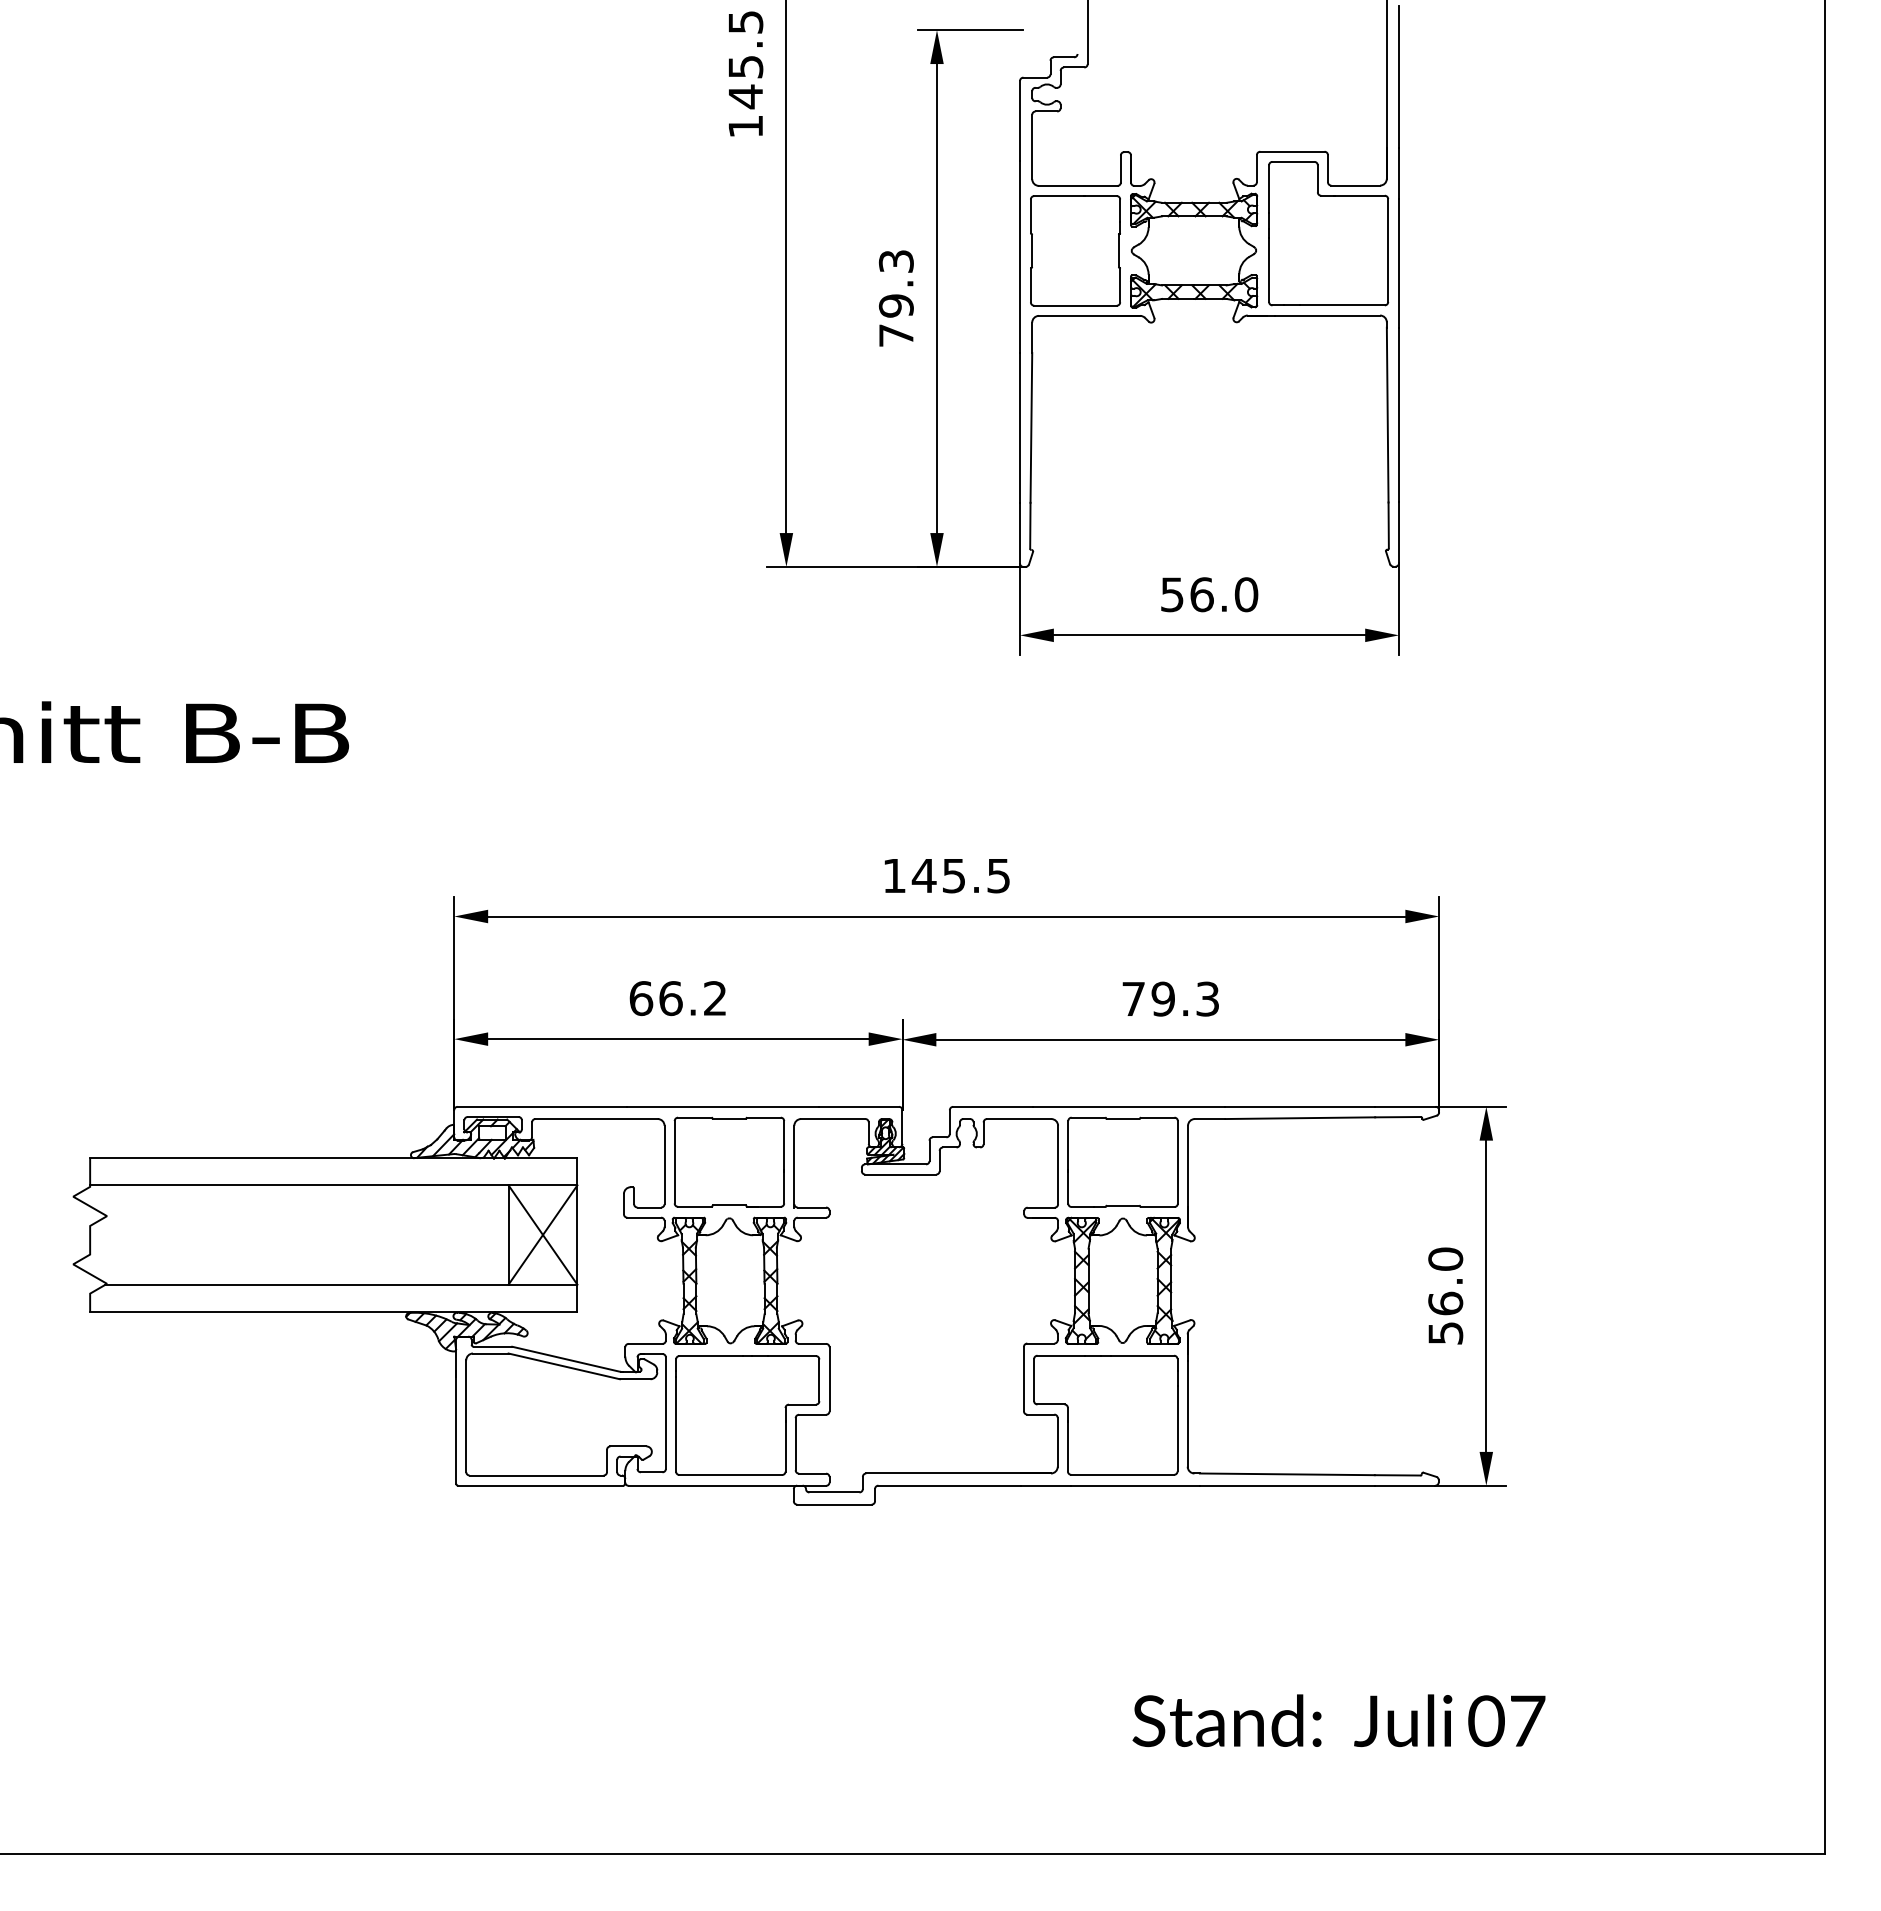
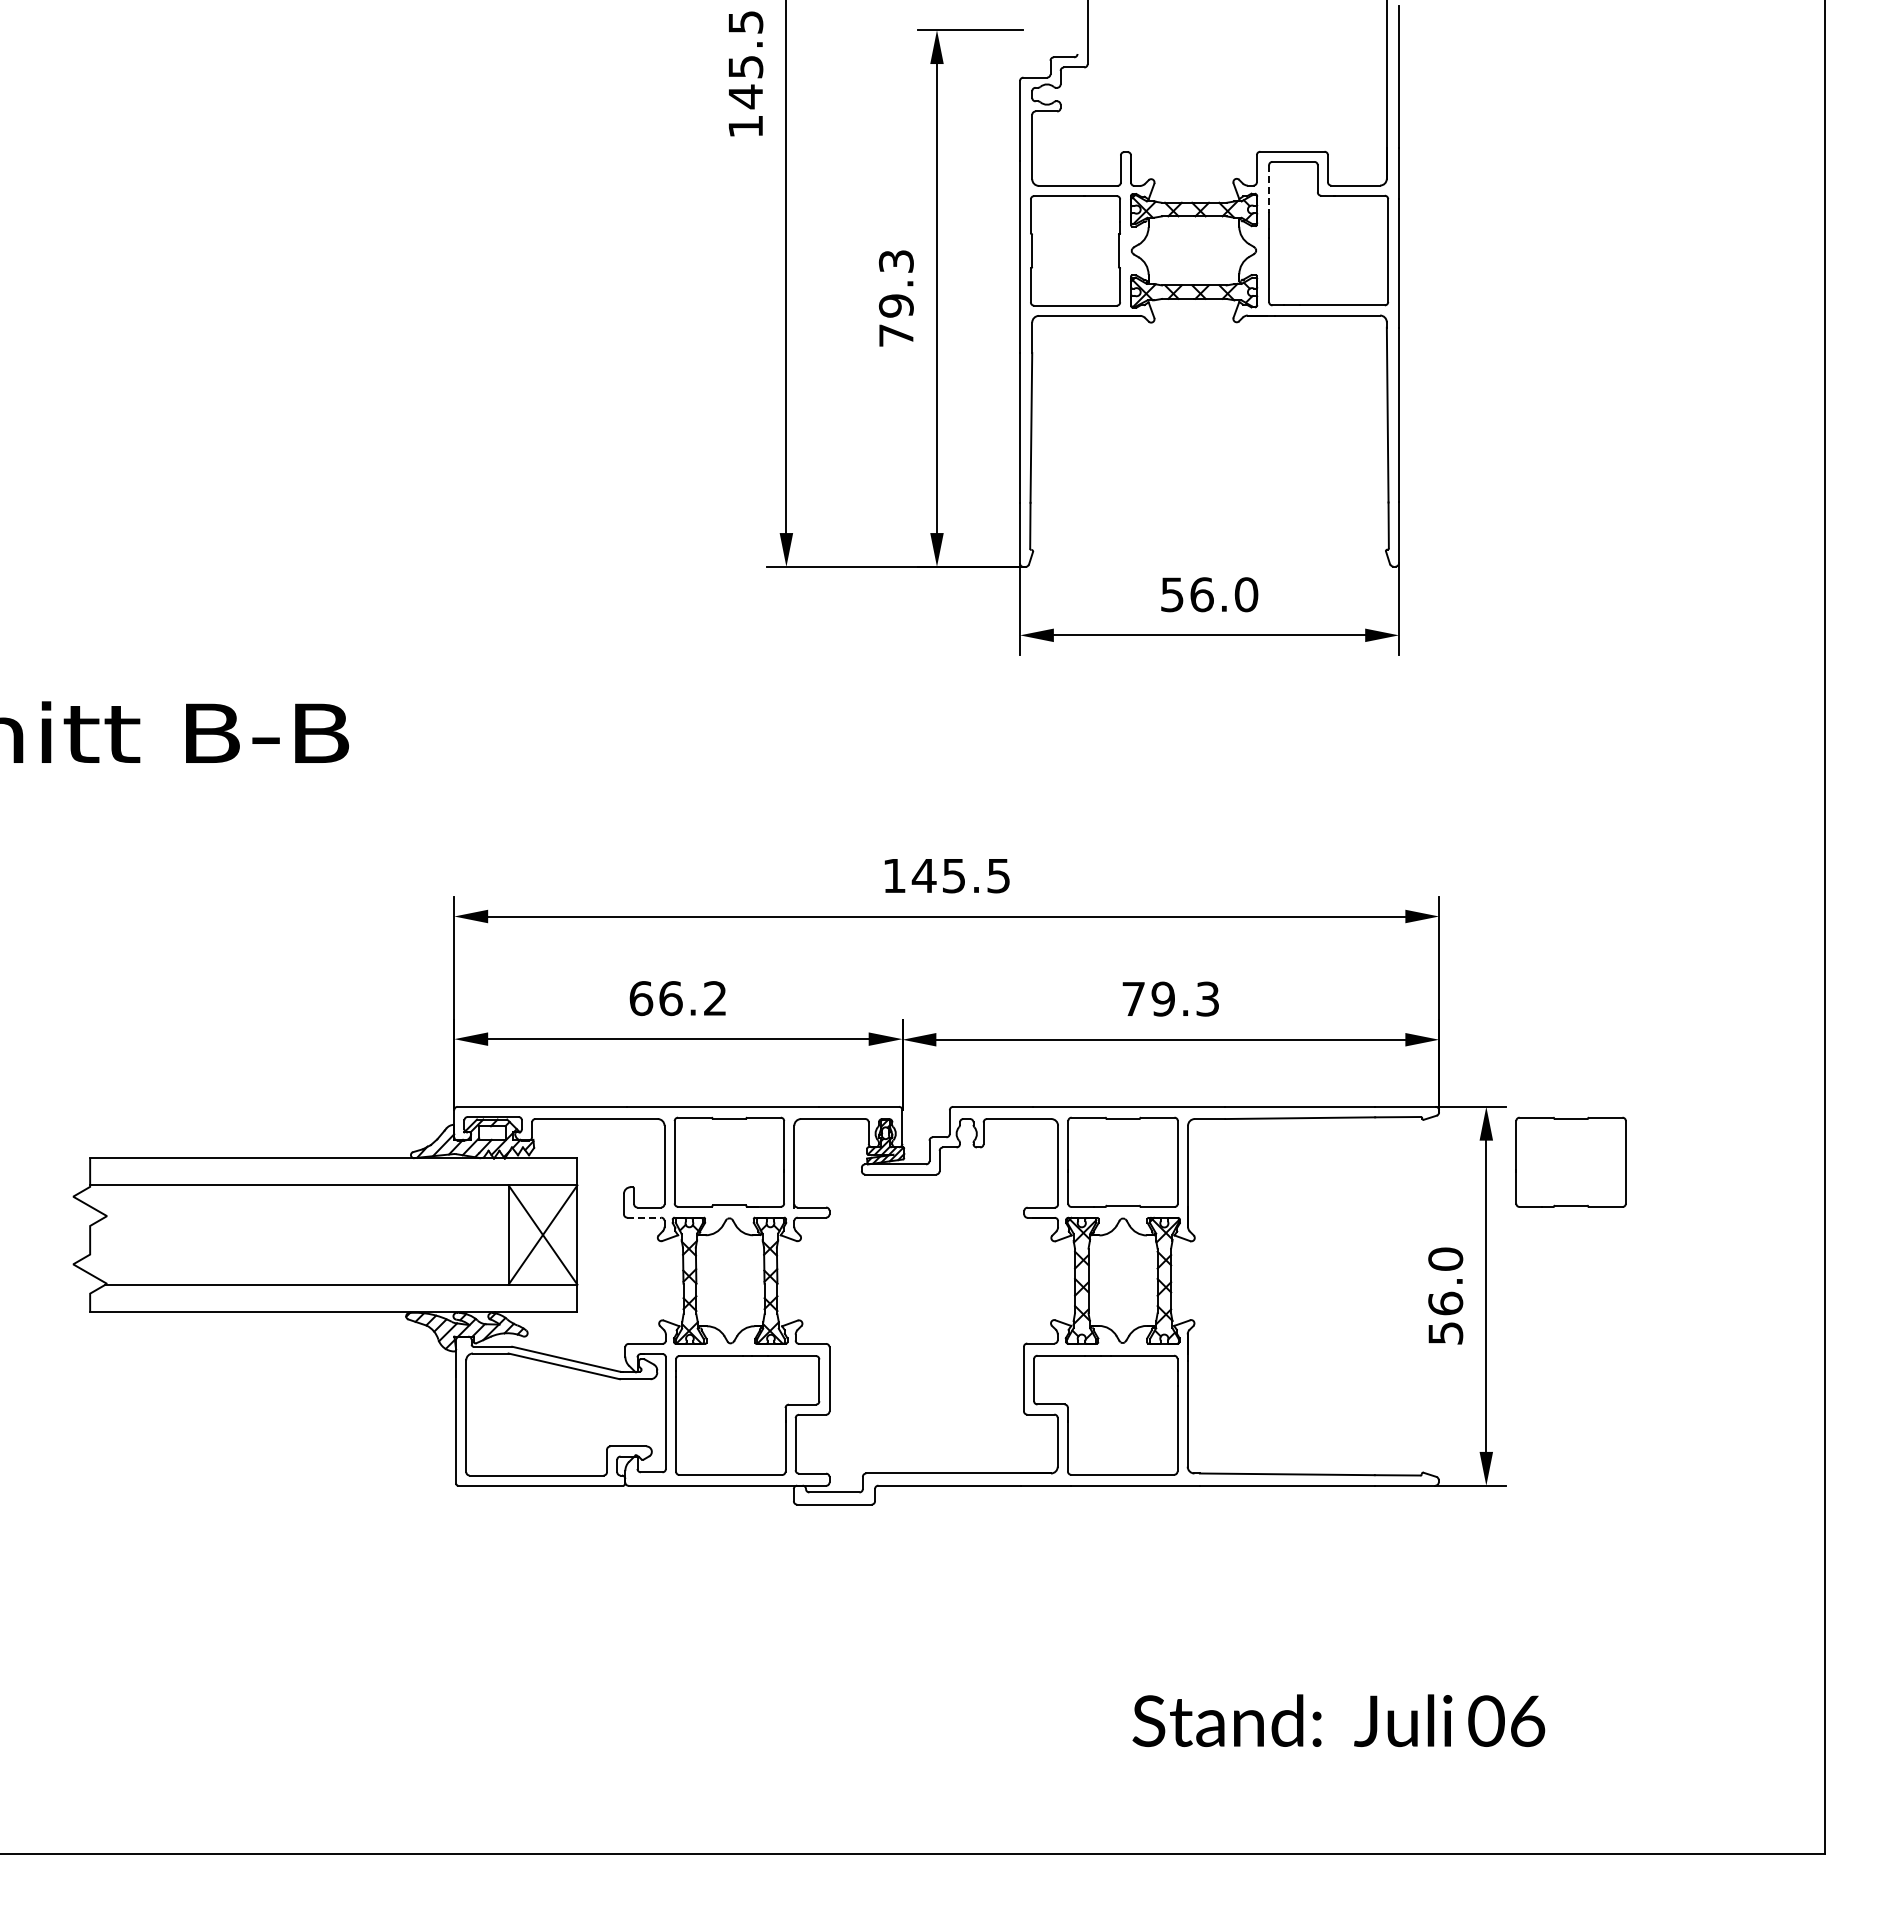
line: solid -> dashed (1269, 189)
part: none -> present (1570, 1161)
line: solid -> dashed (644, 1217)
text: 07 -> 06 (1528, 1721)
